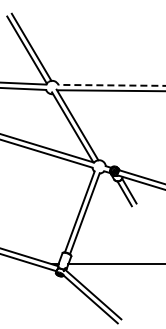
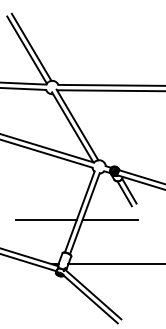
line: dashed -> solid (111, 85)
line: none -> present (46, 219)
line: none -> present (109, 219)
